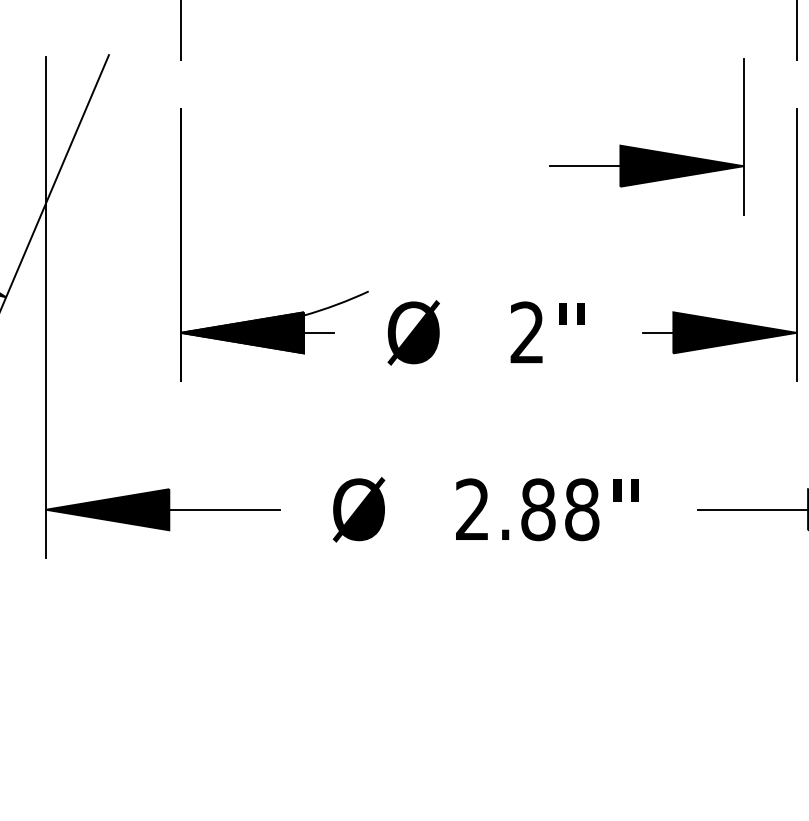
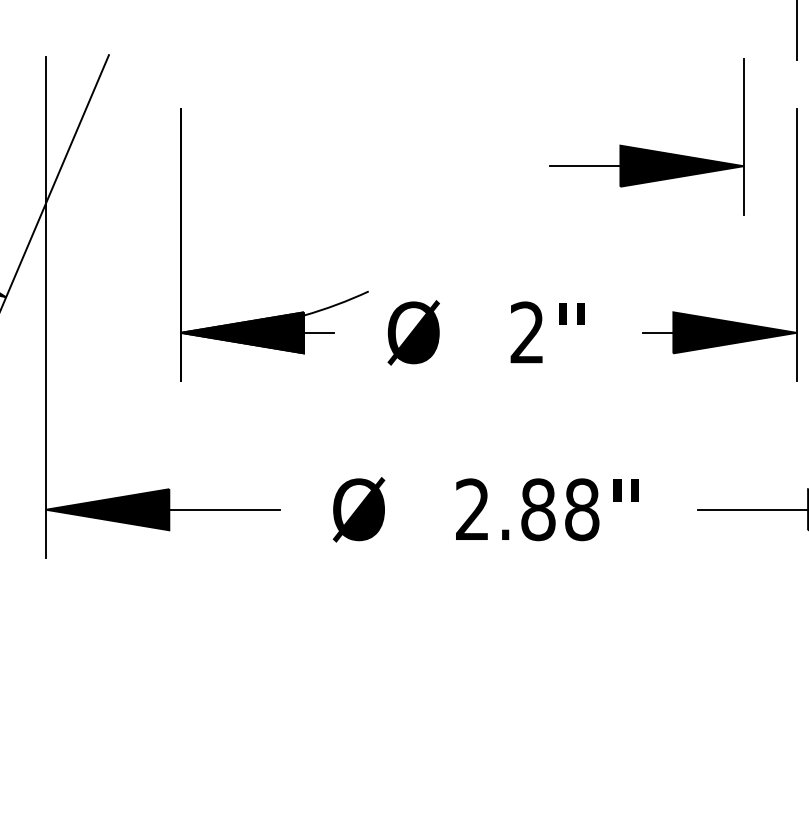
line: present -> none (180, 31)
